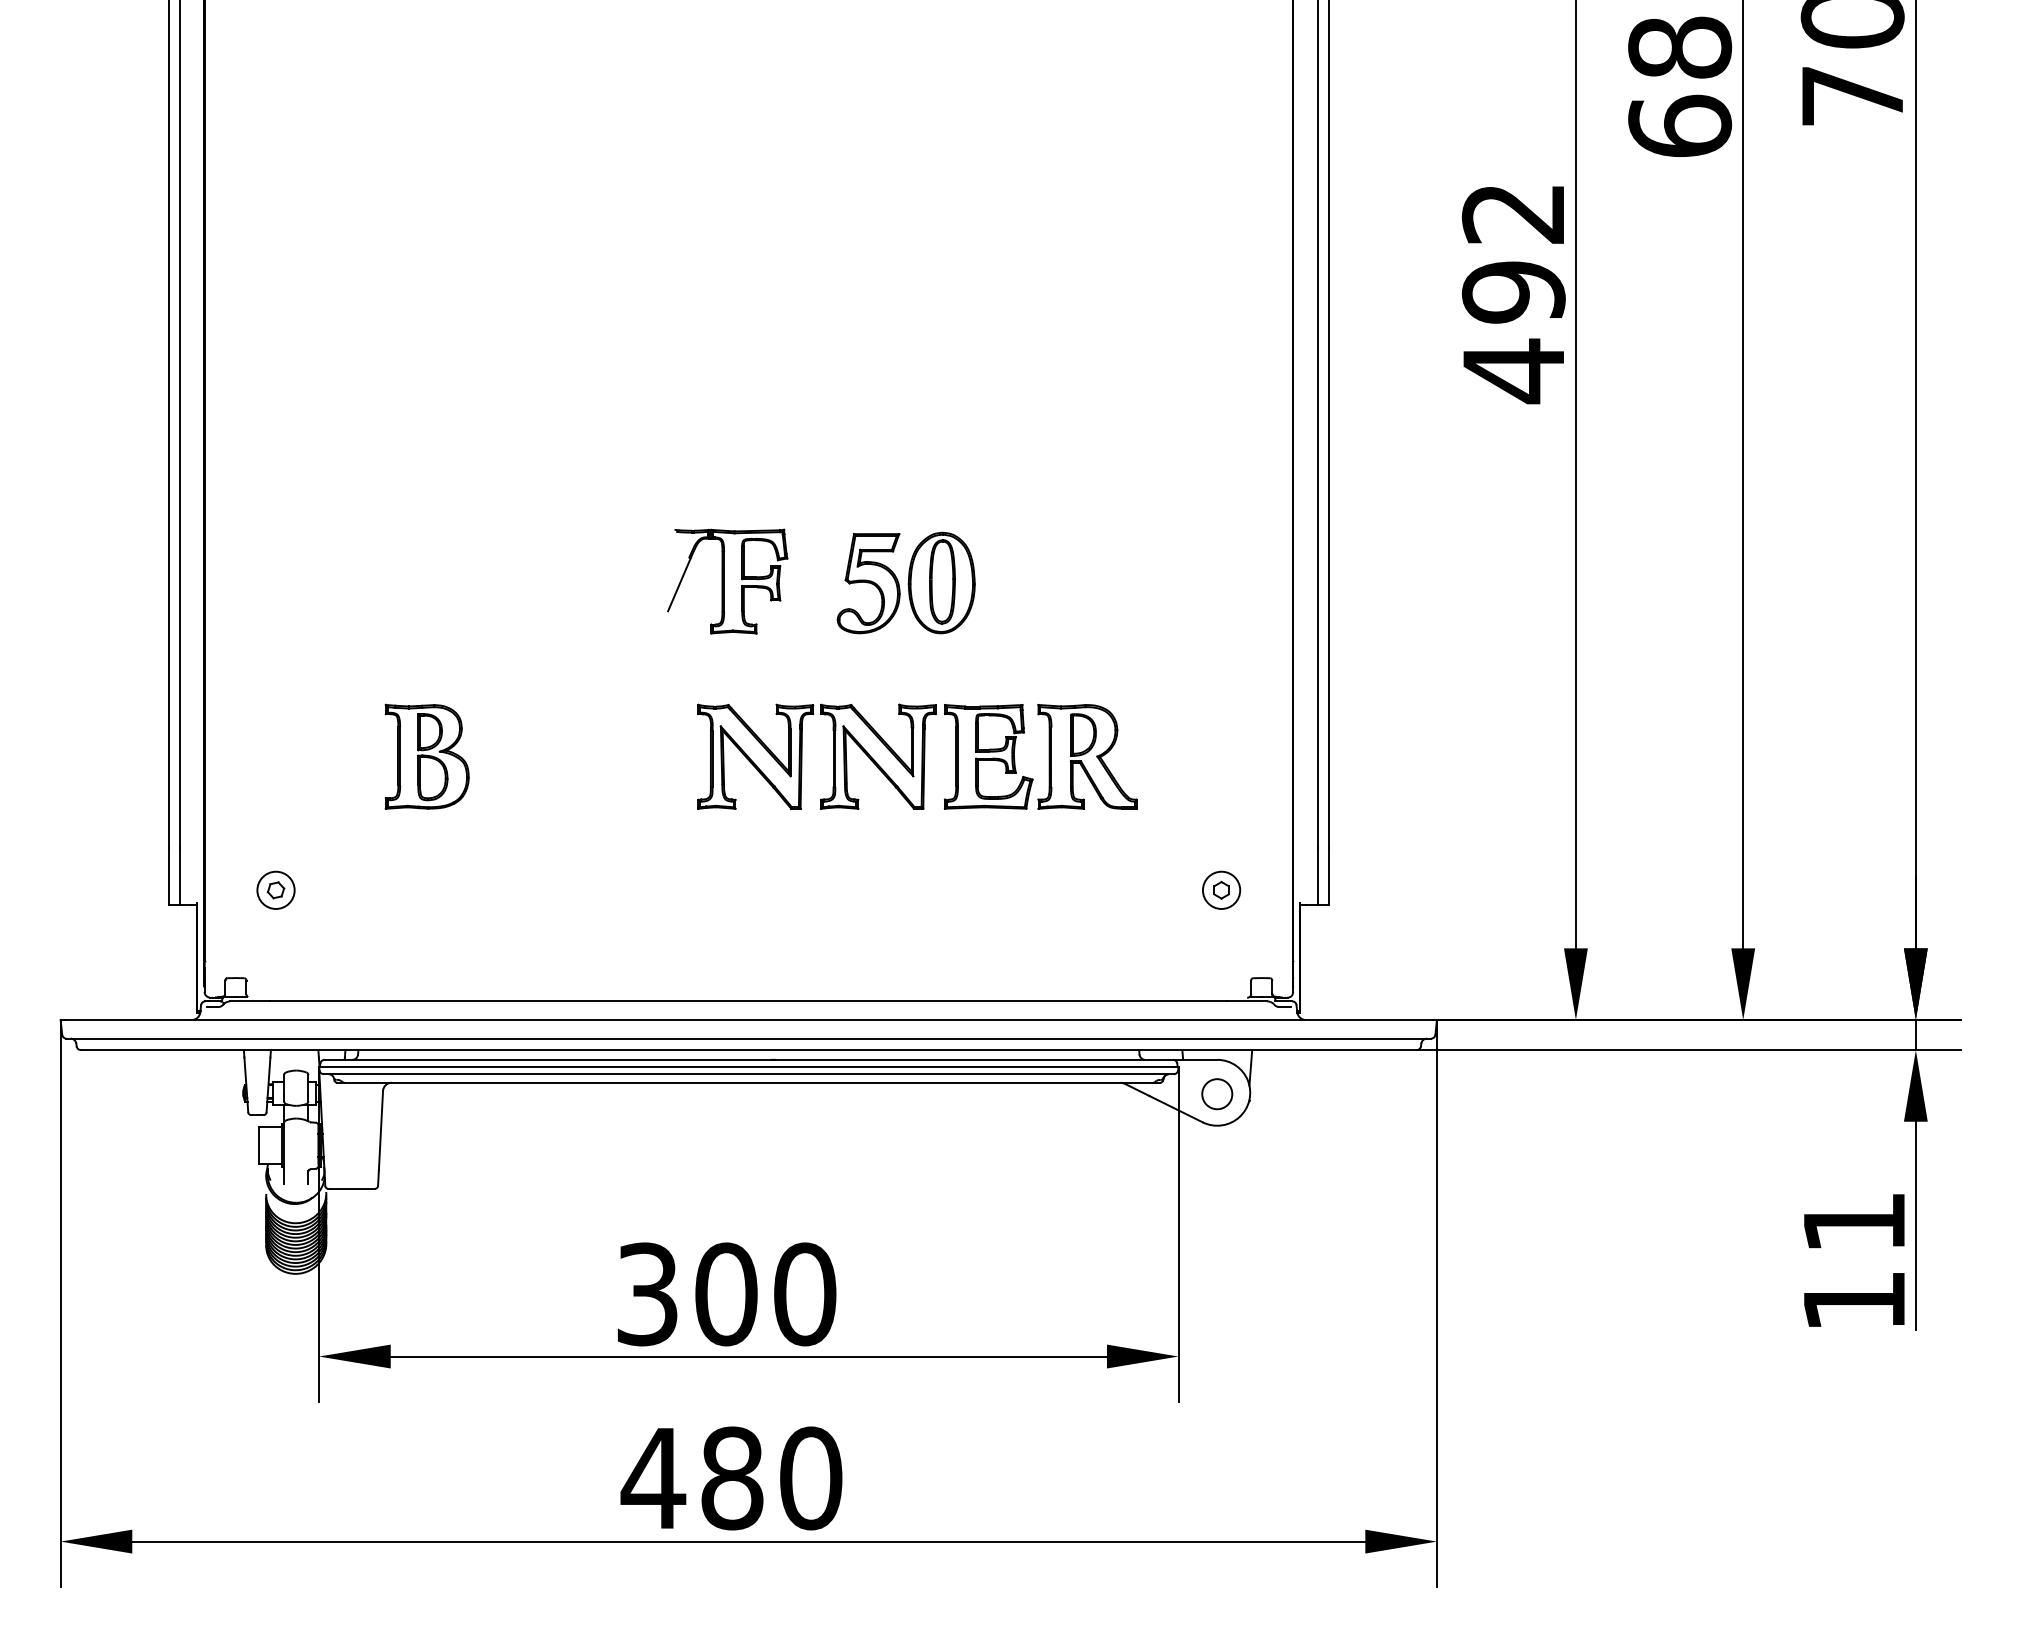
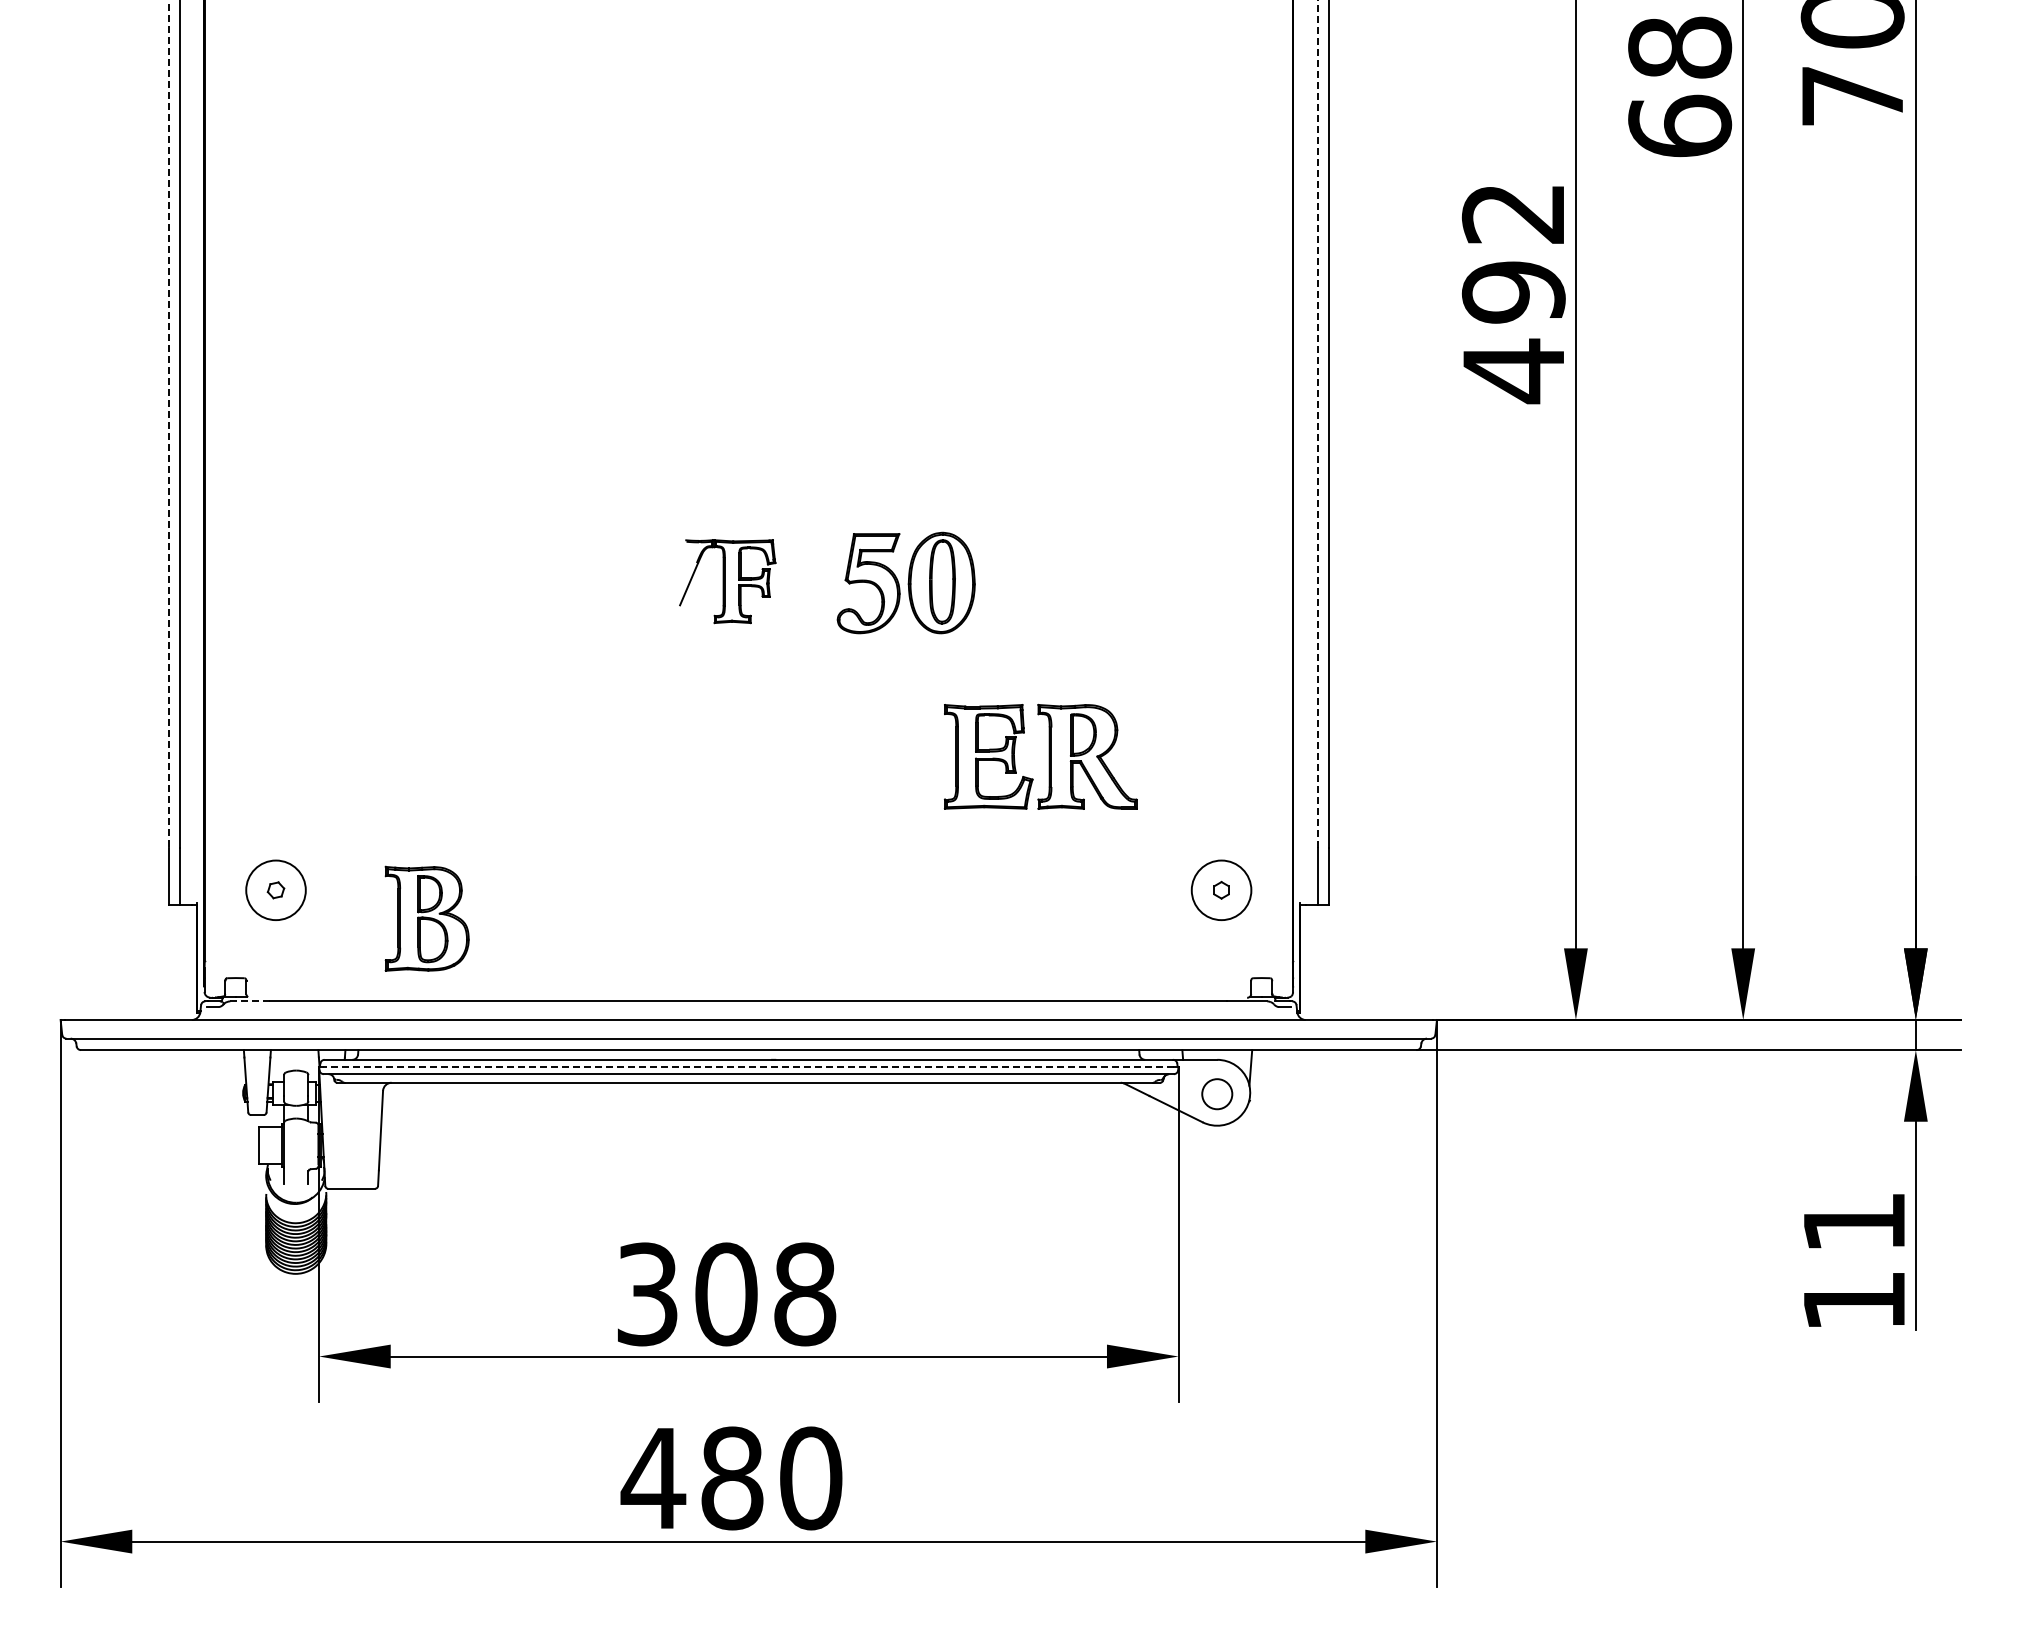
line: solid -> dashed (168, 424)
line: solid -> dashed (1317, 424)
part size: 122x107 px -> 98x86 px (727, 581)
part position: (426, 756) -> (426, 918) (426, 918)
part: present -> none (802, 756)
circle diameter: 37 px -> 60 px (275, 890)
circle diameter: 37 px -> 60 px (1221, 890)
line: solid -> dashed (250, 1001)
line: solid -> dashed (748, 1067)
text: 300 -> 308 (805, 1294)
